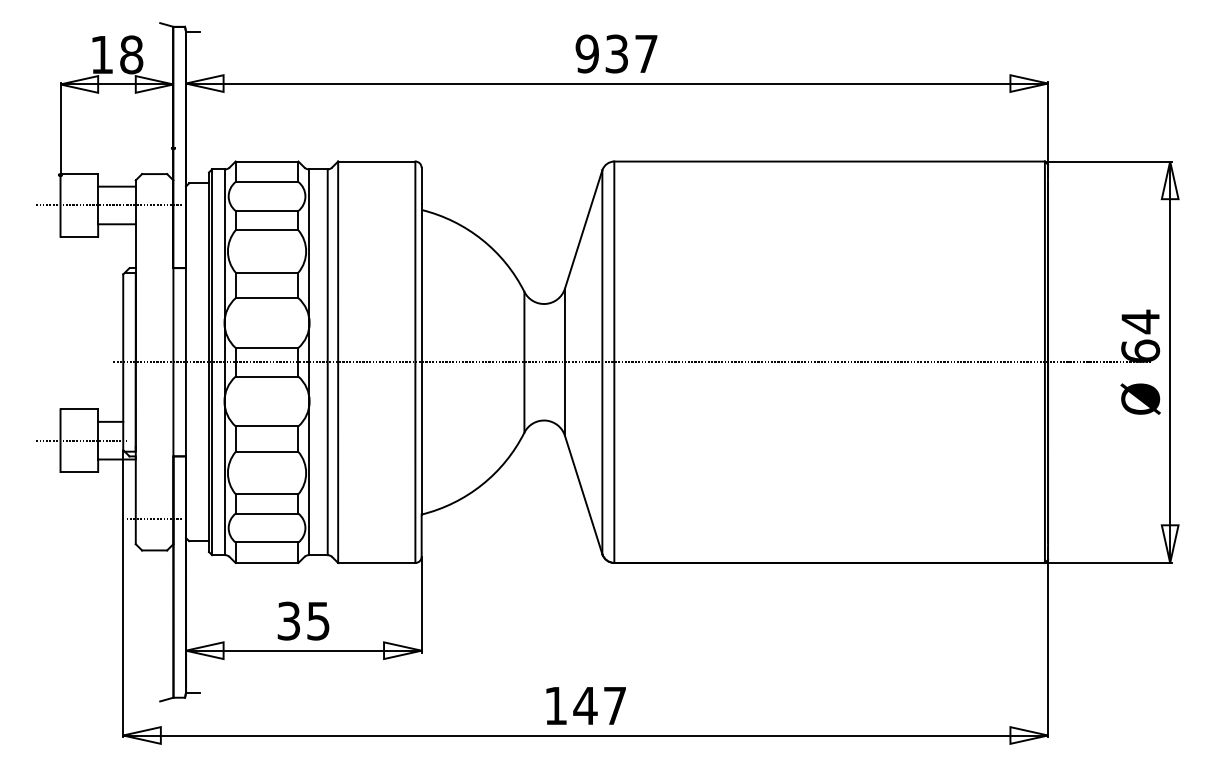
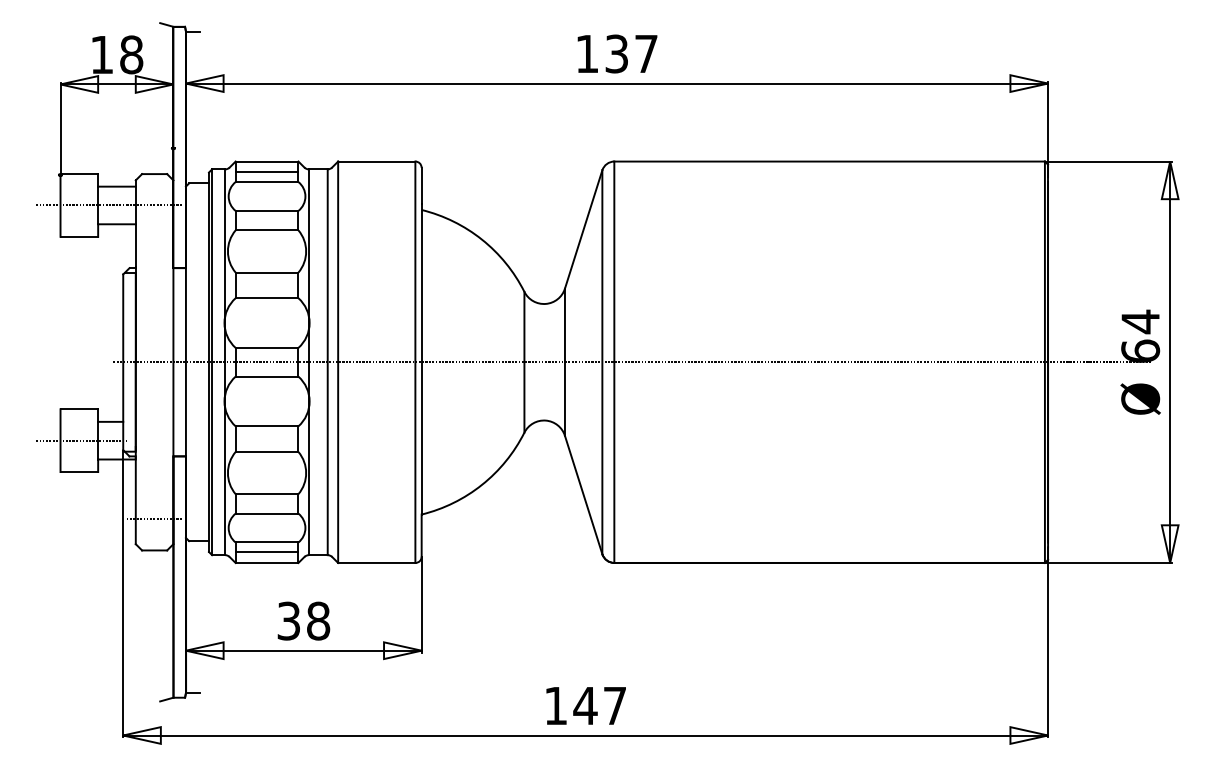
text: 937 -> 137 (586, 53)
line: none -> present (266, 172)
line: none -> present (266, 552)
text: 35 -> 38 (318, 620)
